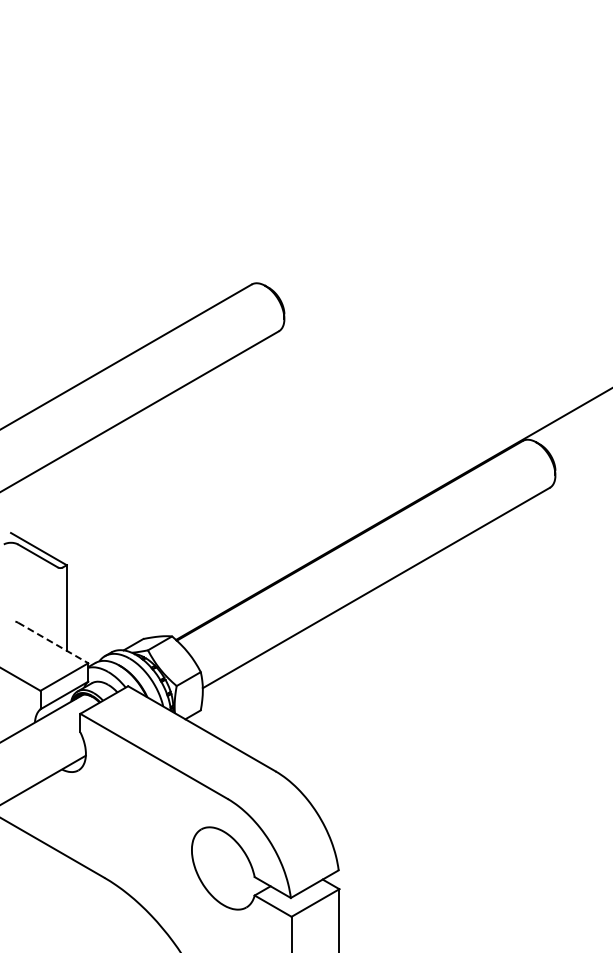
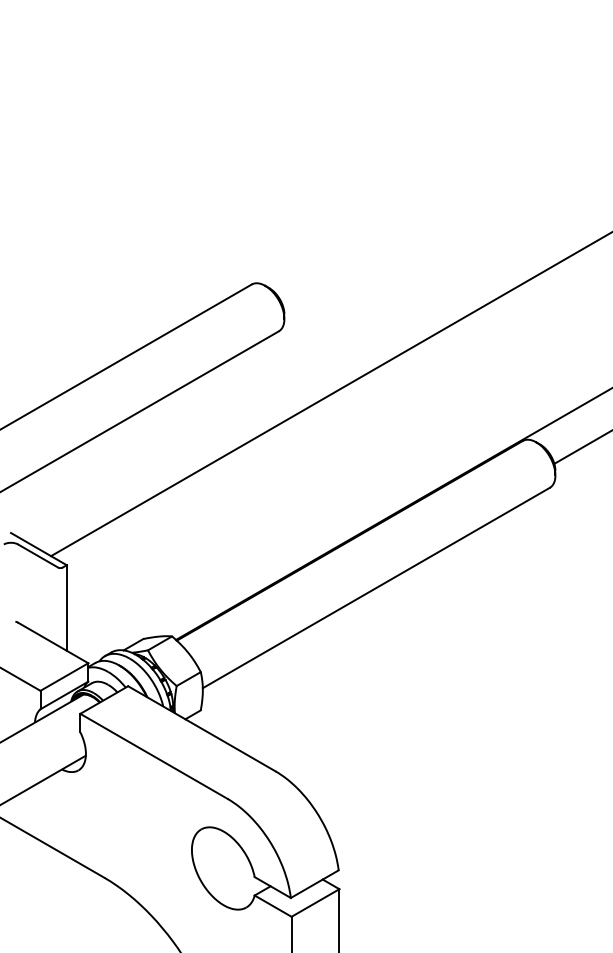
line: none -> present (330, 394)
line: none -> present (581, 447)
line: dashed -> solid (53, 643)
